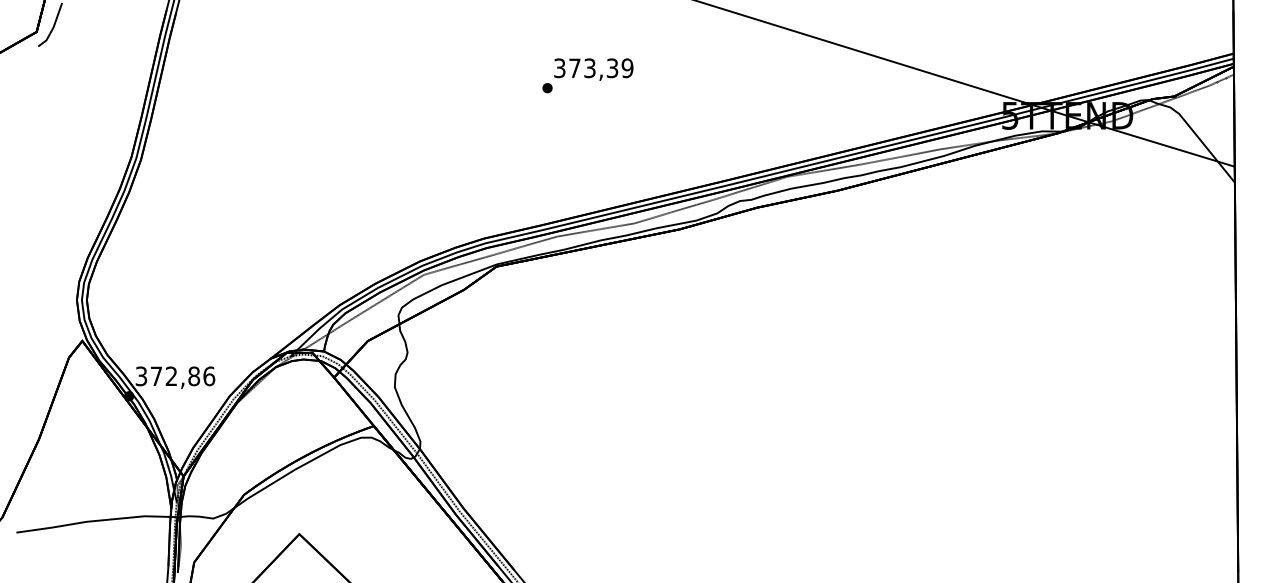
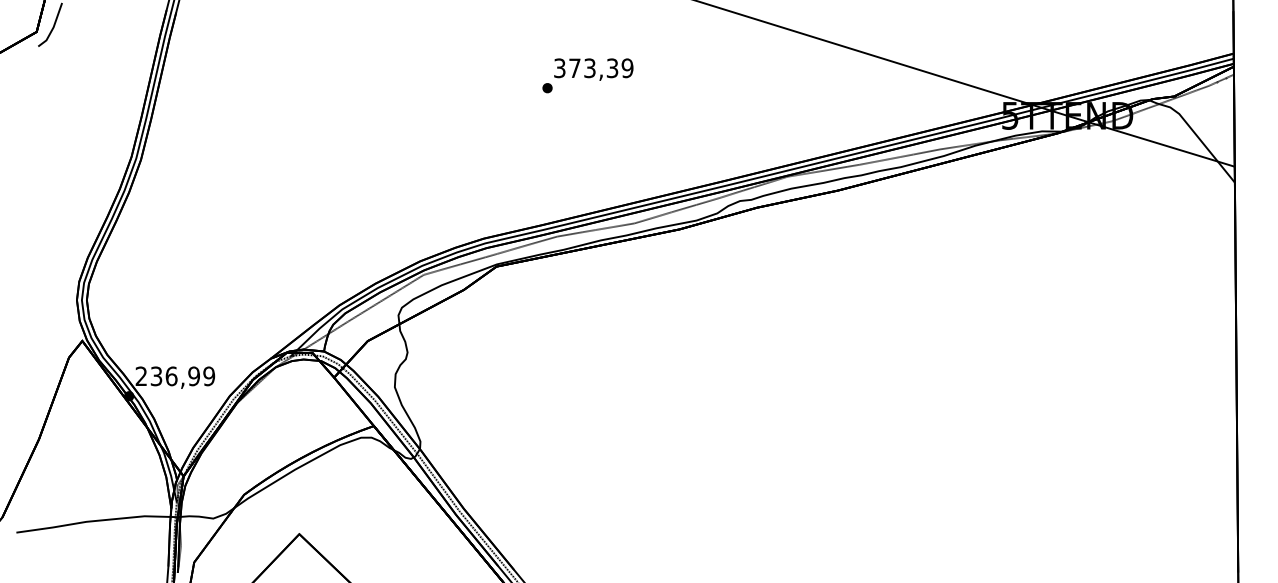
text: 372,86 -> 236,99 (175, 376)
